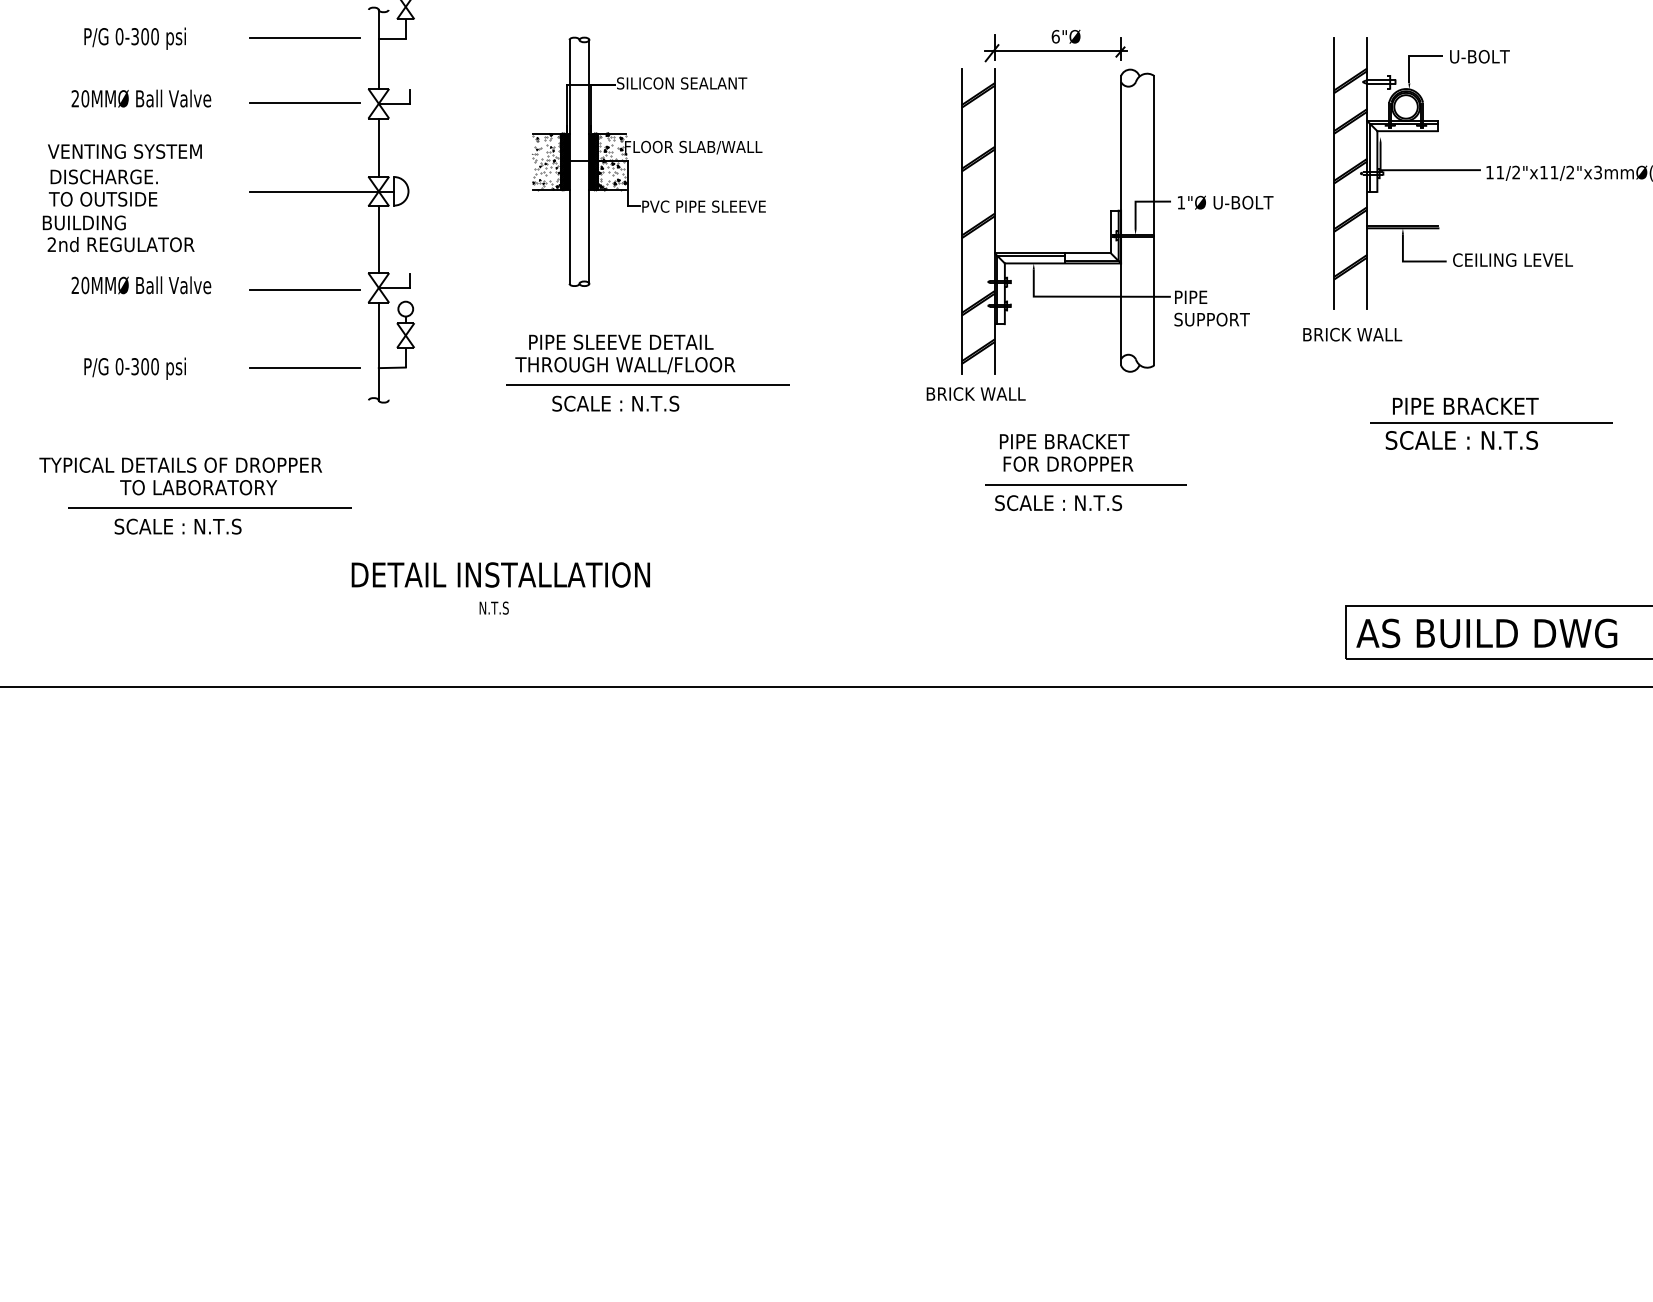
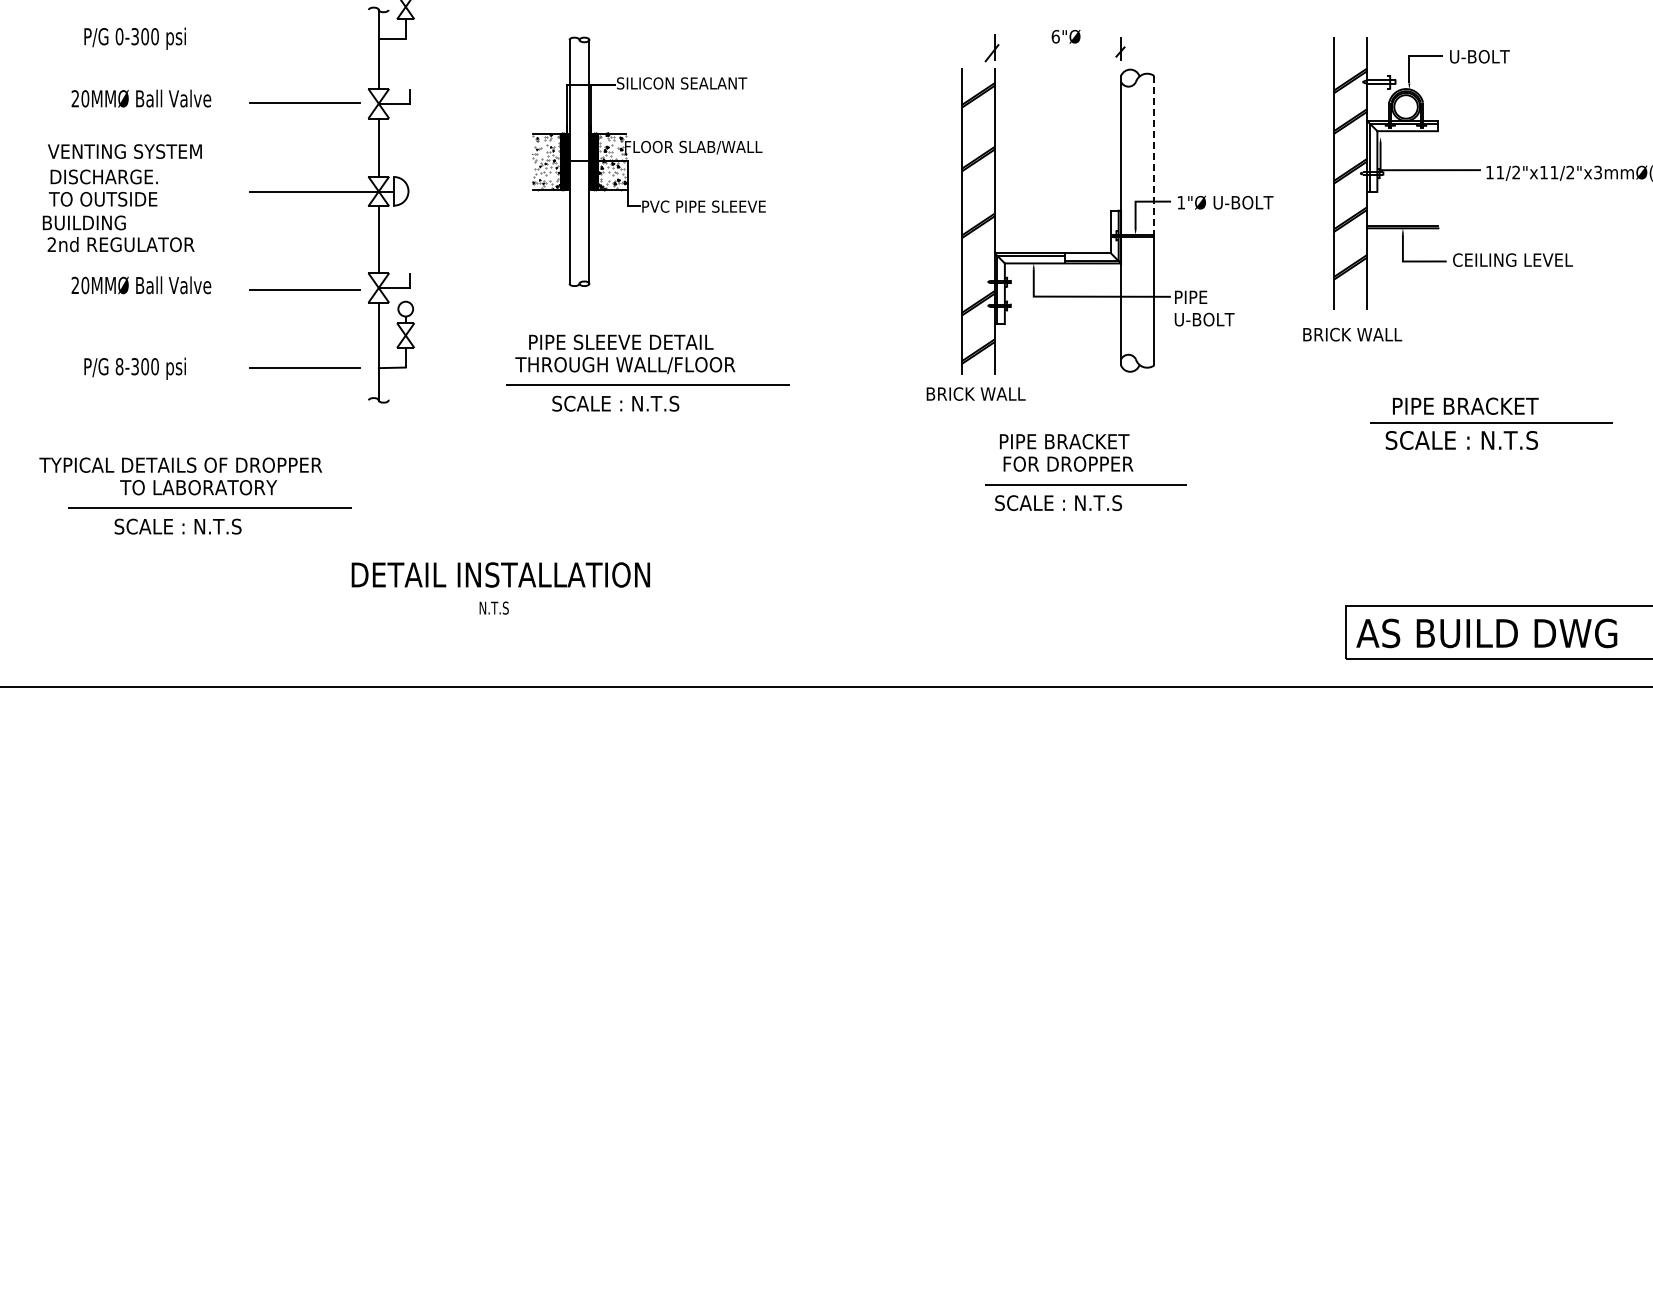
line: present -> none (304, 37)
line: present -> none (1055, 50)
line: solid -> dashed (1154, 155)
text: SUPPORT -> U-BOLT (1211, 319)
text: 0-300 -> 8-300 (119, 366)
